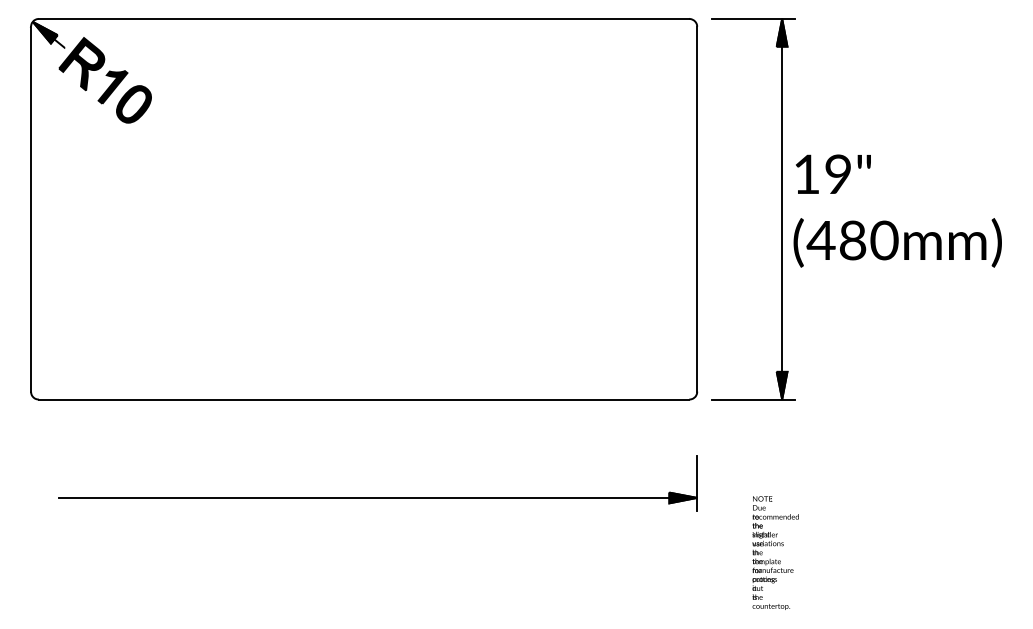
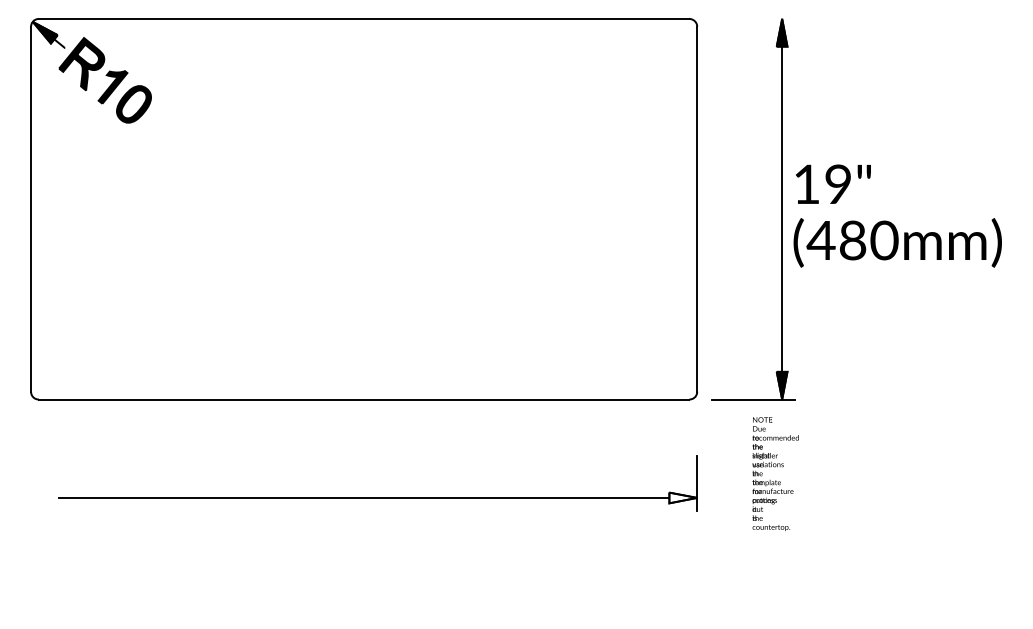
line: present -> none (753, 18)
text position: (833, 173) -> (833, 183) (833, 183)
fill: present -> none (683, 497)
text position: (775, 552) -> (775, 473) (775, 473)
